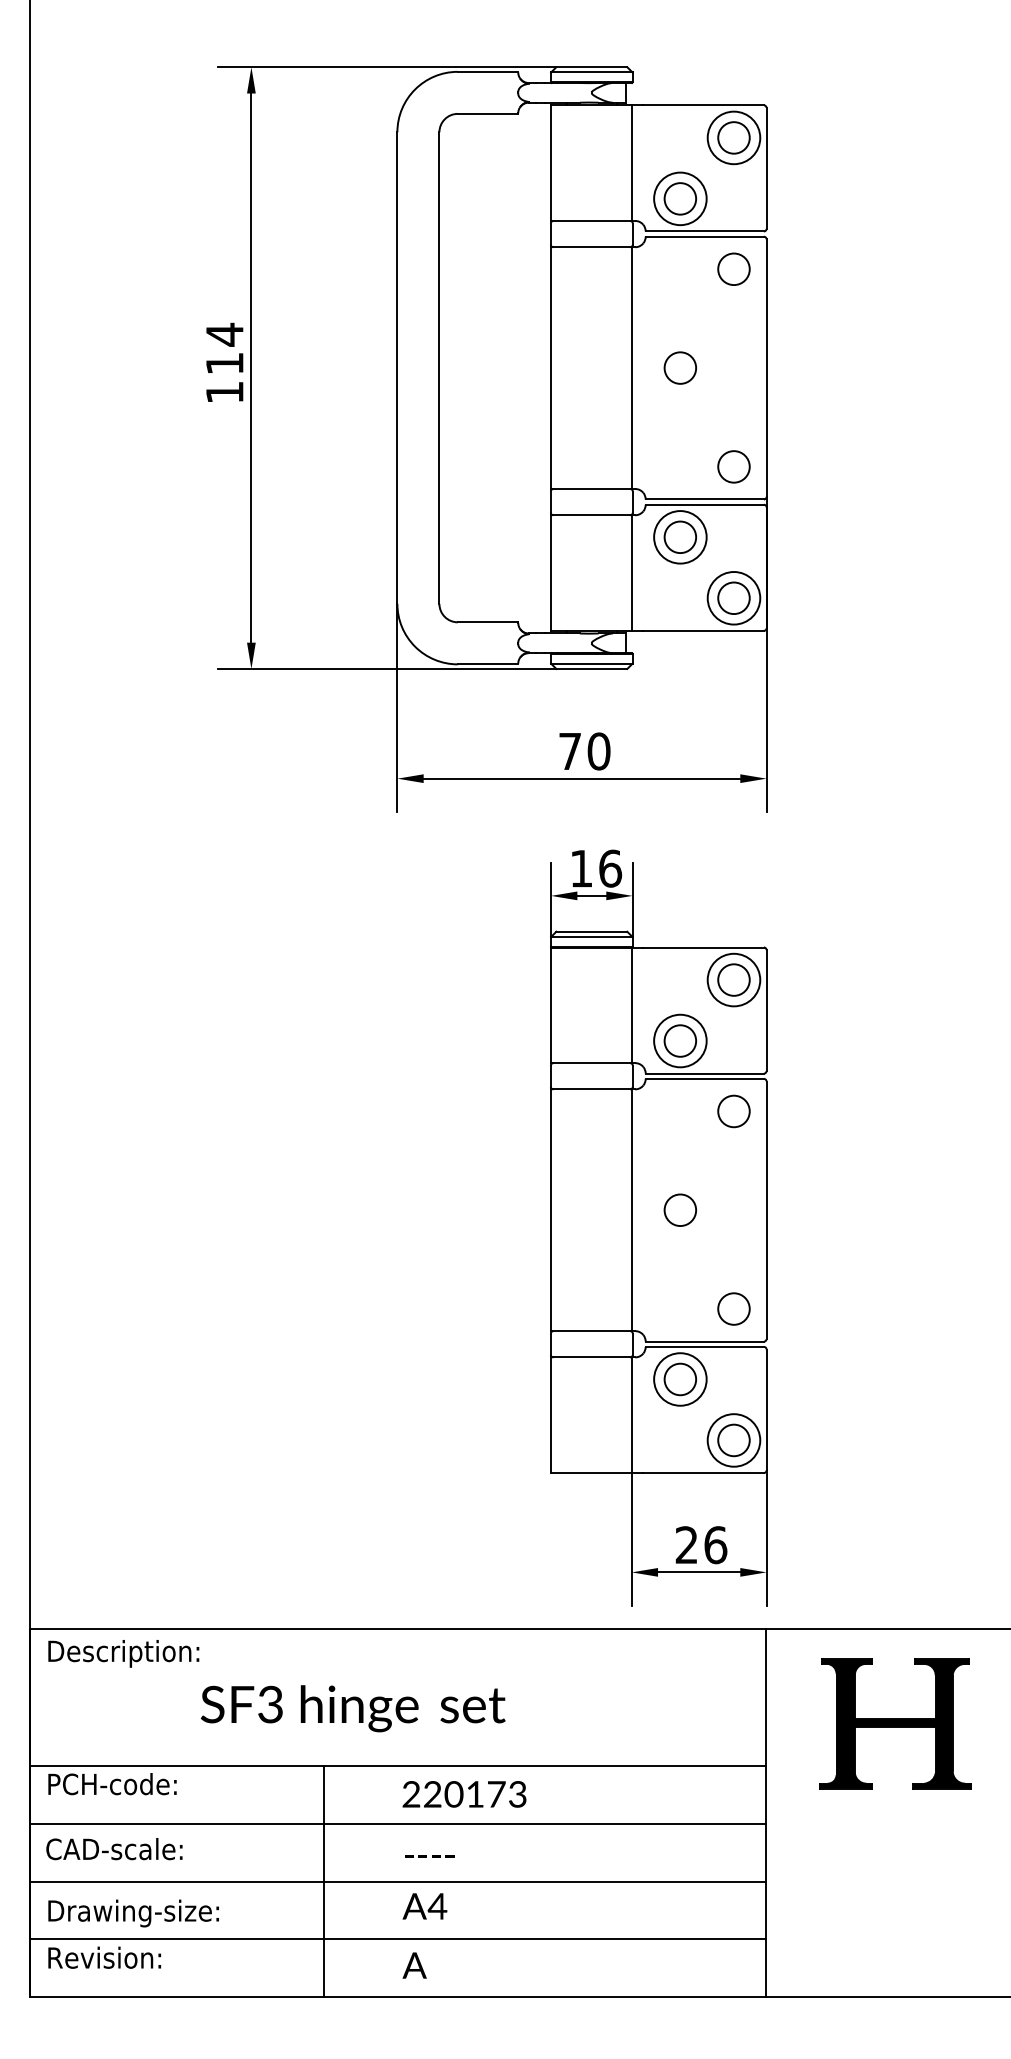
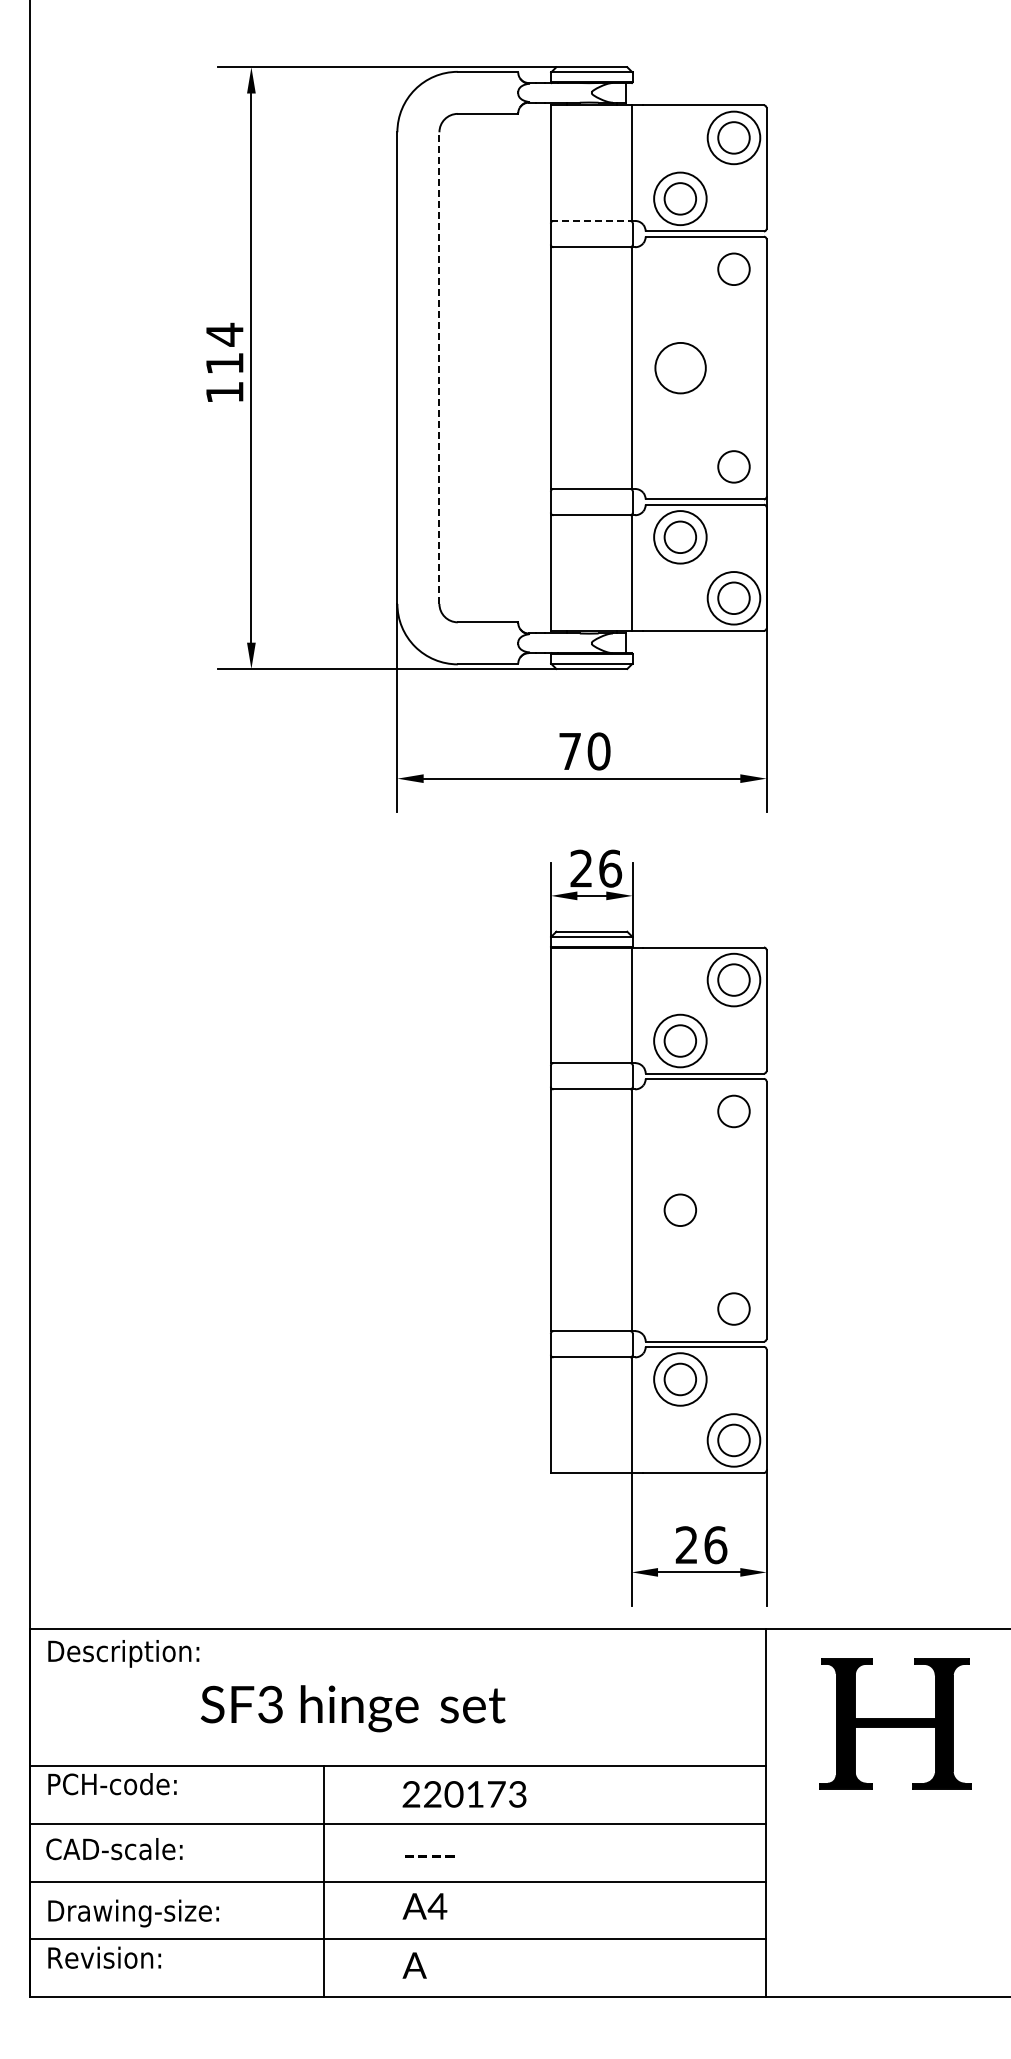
line: solid -> dashed (591, 220)
circle size: 34x34 px -> 53x53 px (680, 368)
line: solid -> dashed (439, 368)
text: 16 -> 26 (580, 868)
